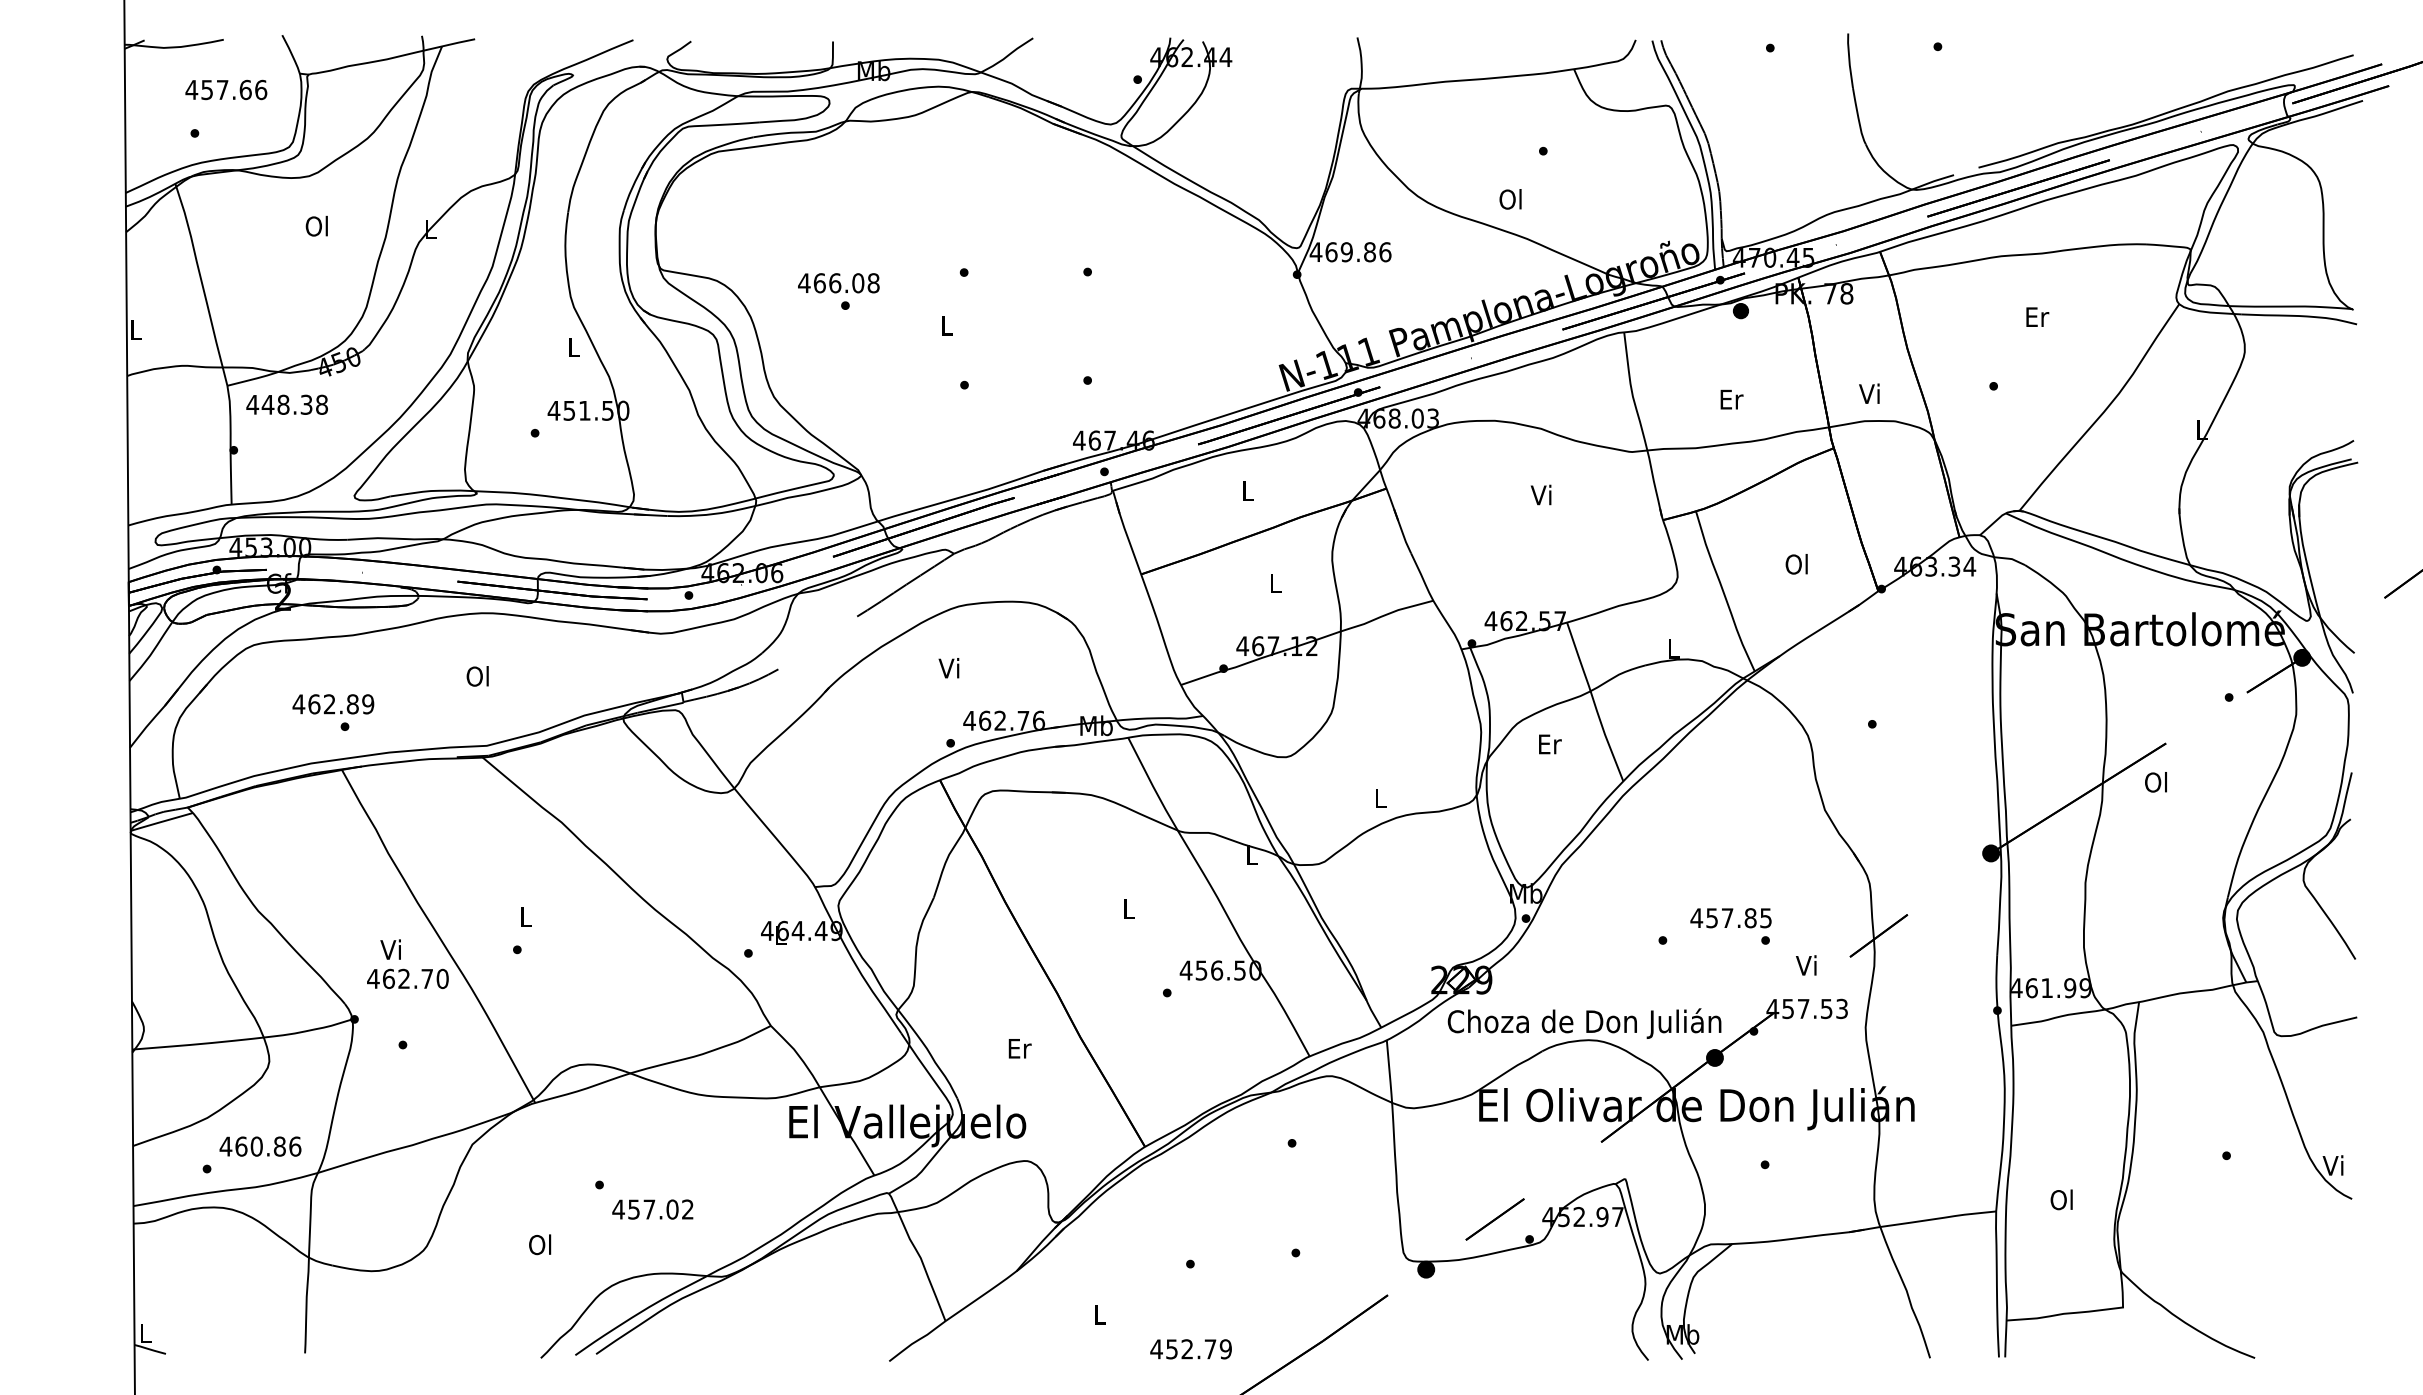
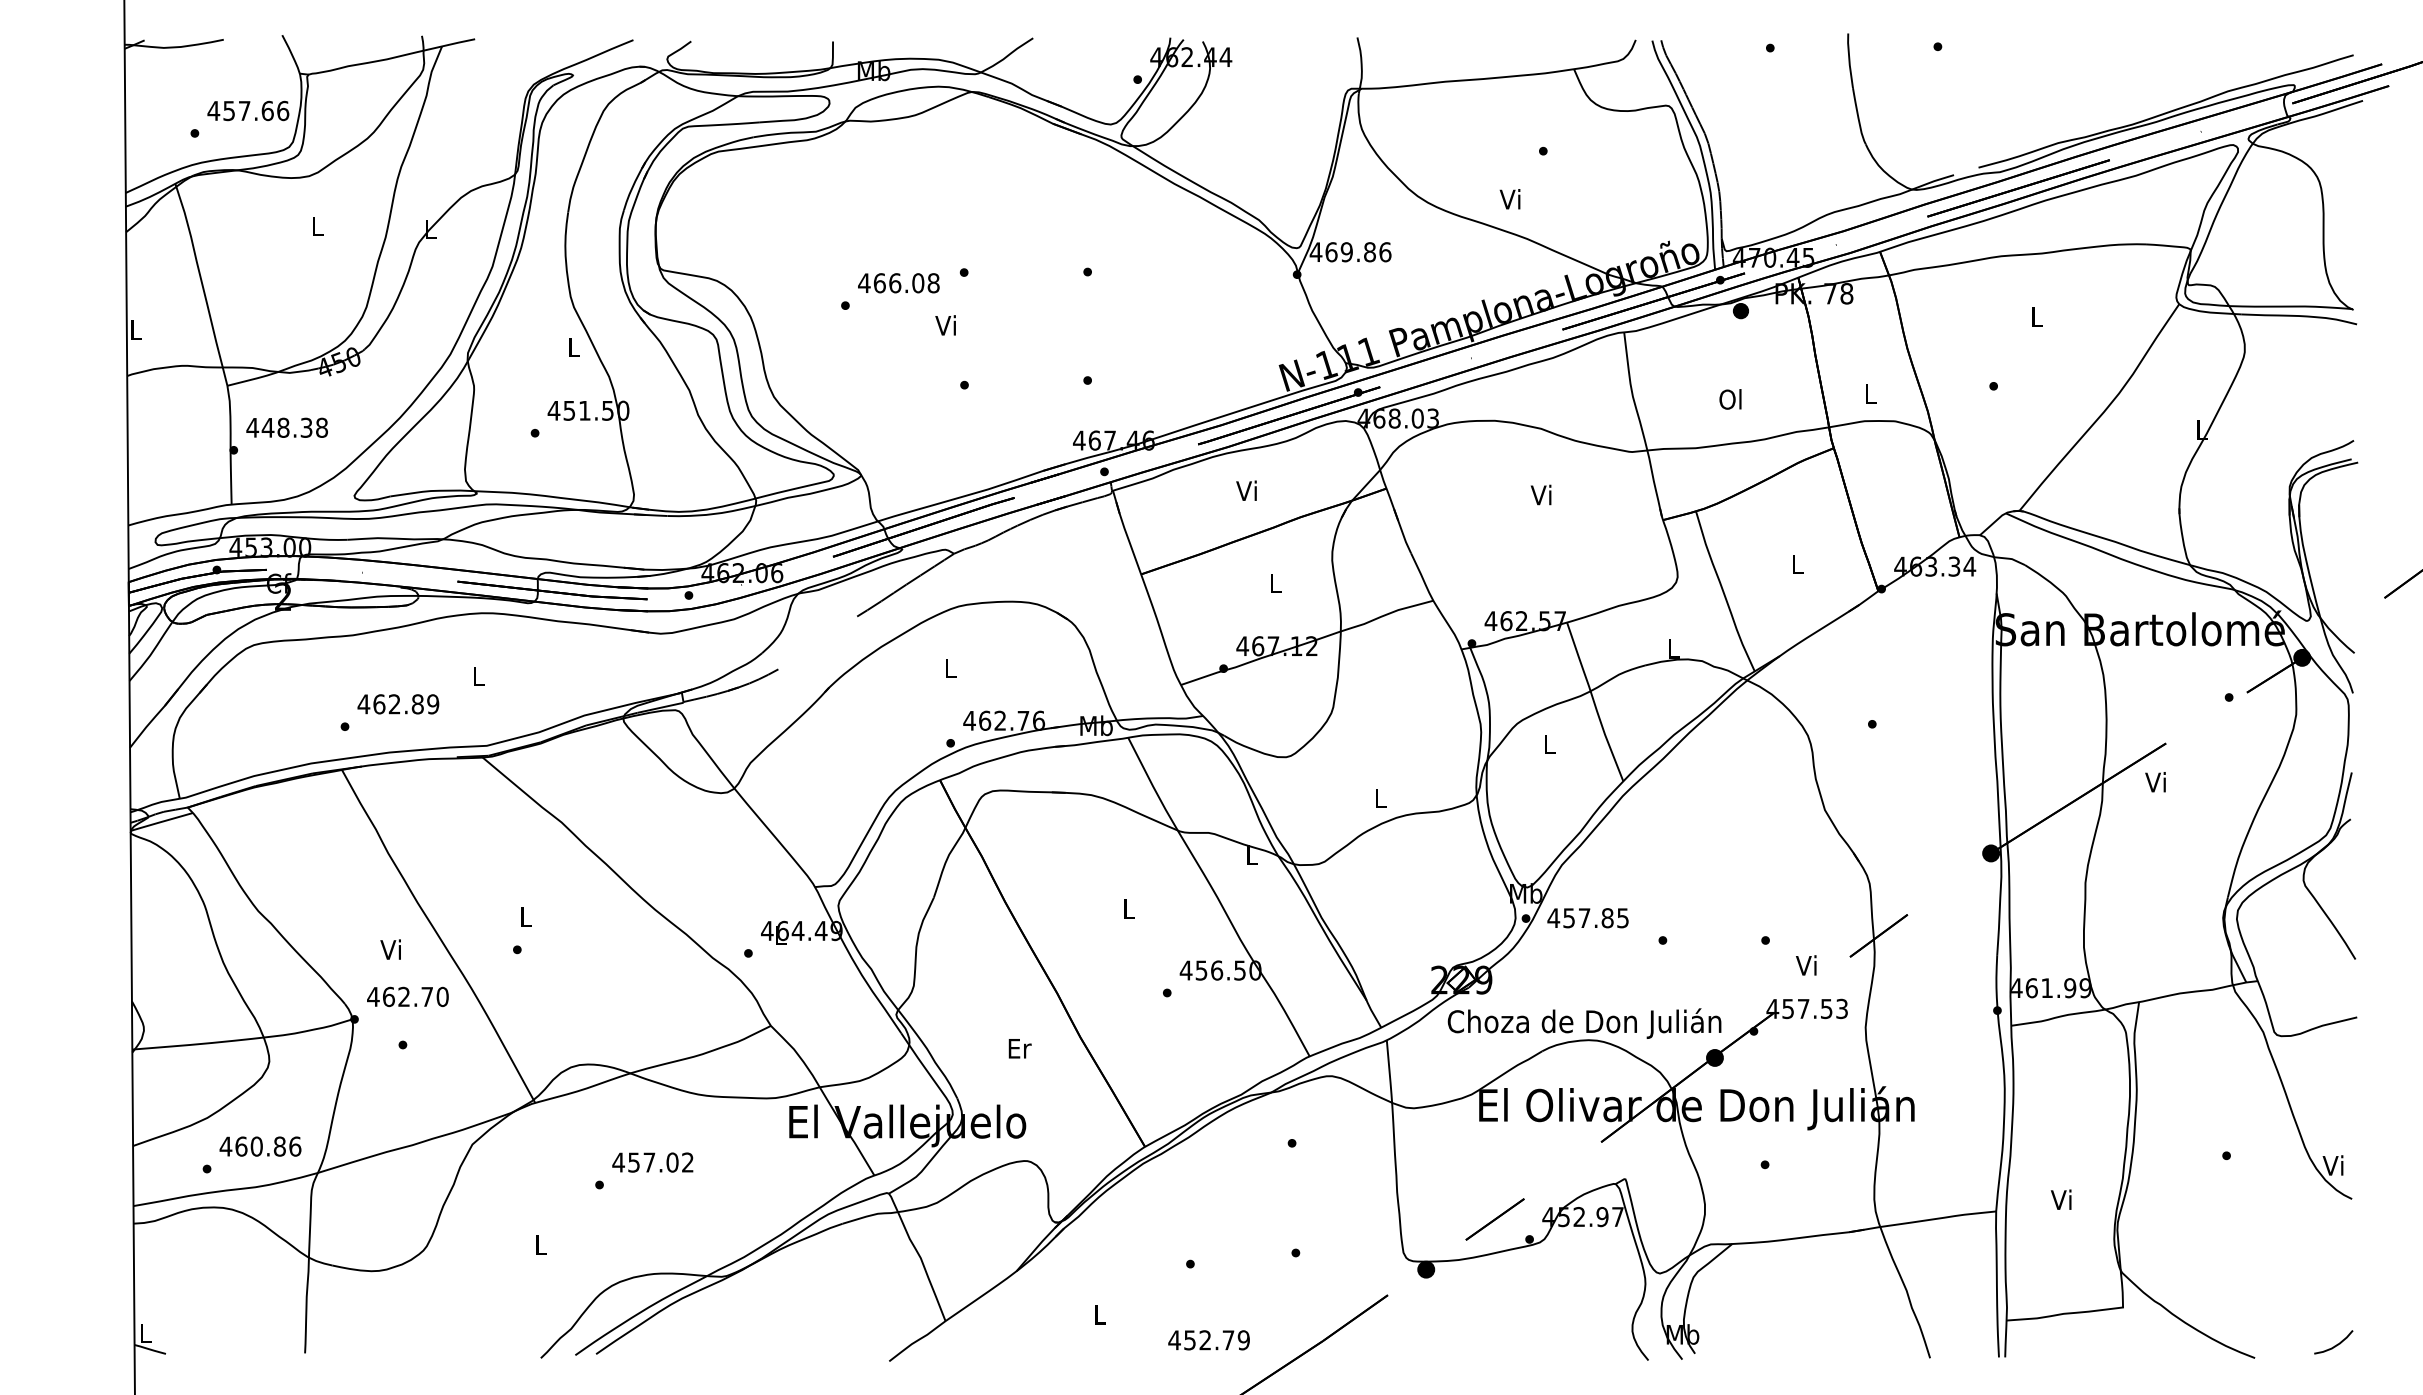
text position: (226, 89) -> (248, 110) (248, 110)
text: Ol -> Vi (1510, 199)
text: Ol -> L (316, 225)
text position: (838, 283) -> (898, 283) (898, 283)
text: Er -> L (2037, 316)
text: L -> Vi (945, 325)
text: Vi -> L (1869, 393)
text: Er -> Ol (1731, 399)
text position: (286, 404) -> (286, 427) (286, 427)
text: L -> Vi (1246, 490)
text: Ol -> L (1796, 564)
text: Vi -> L (948, 668)
text: Ol -> L (477, 676)
text position: (333, 704) -> (398, 704) (398, 704)
text: Er -> L (1550, 744)
text: Ol -> Vi (2155, 782)
text position: (1730, 918) -> (1587, 918) (1587, 918)
text position: (407, 978) -> (407, 996) (407, 996)
text: Ol -> Vi (2061, 1199)
text position: (652, 1209) -> (652, 1162) (652, 1162)
text: Ol -> L (540, 1244)
curve: none -> present (2334, 1345)
text position: (1190, 1349) -> (1208, 1340) (1208, 1340)
